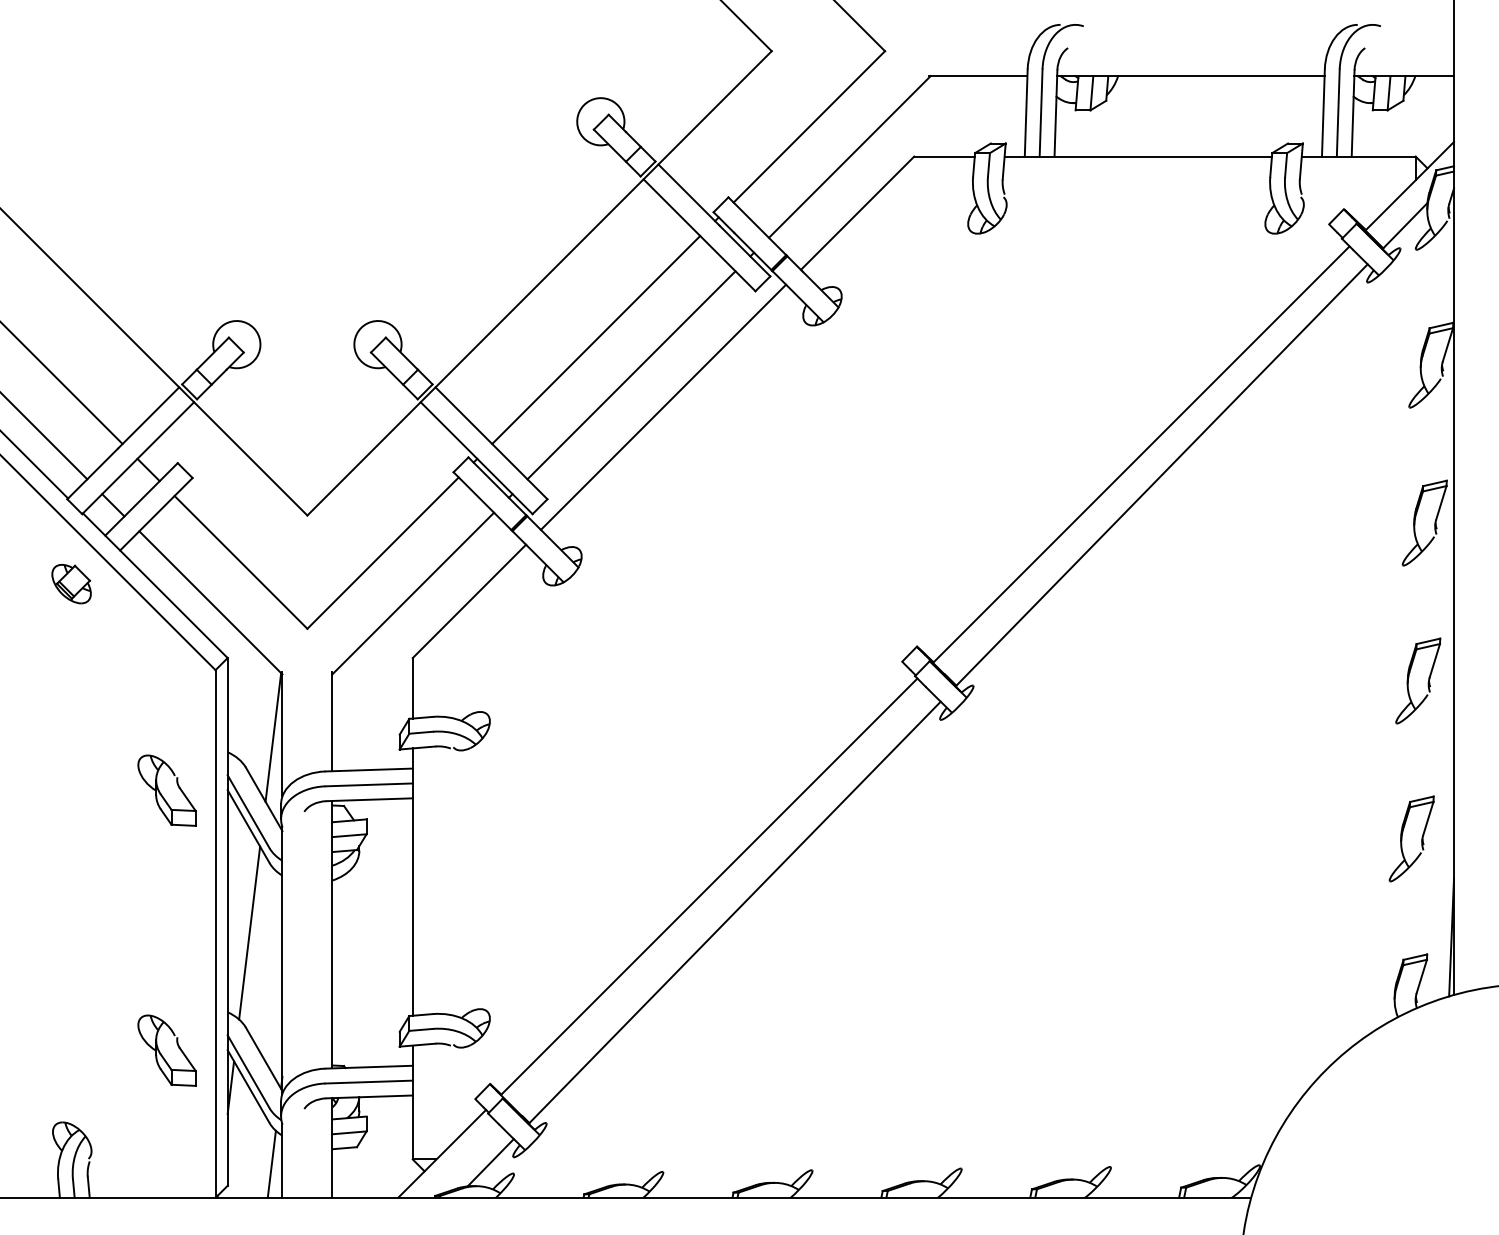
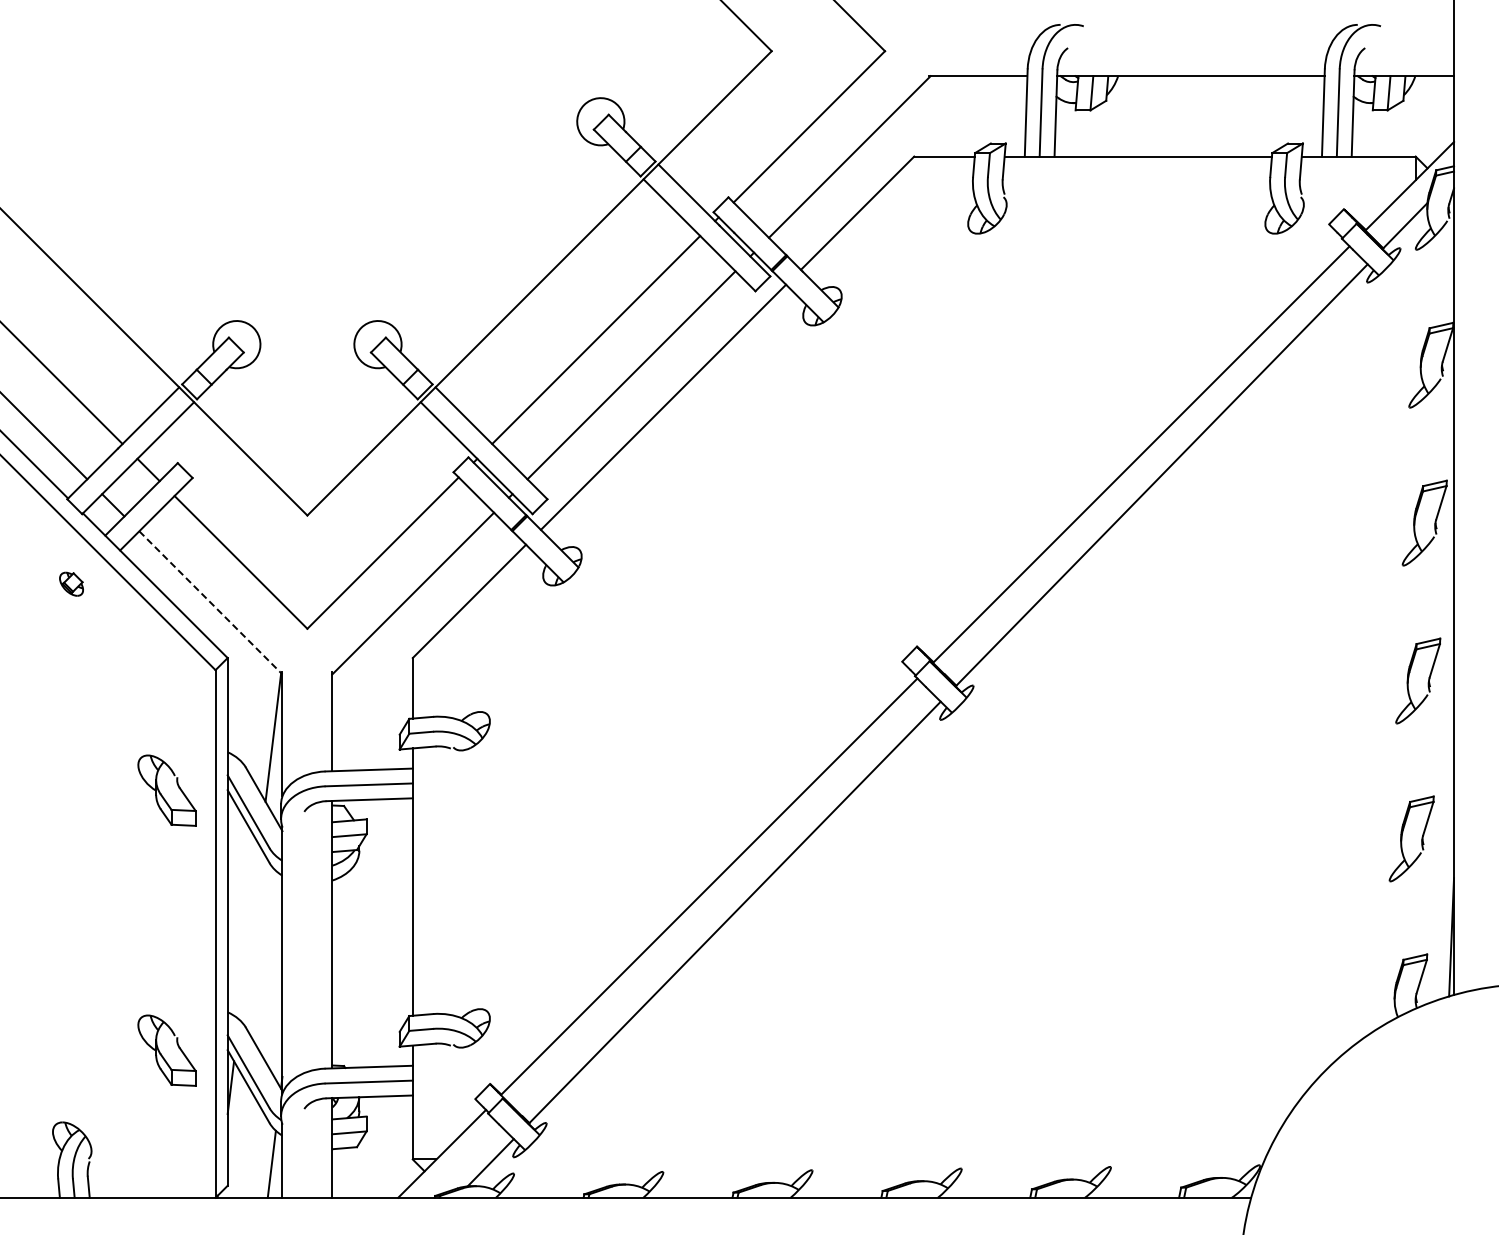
part size: 41x41 px -> 25x26 px (71, 583)
line: solid -> dashed (211, 603)
line: present -> none (249, 932)
